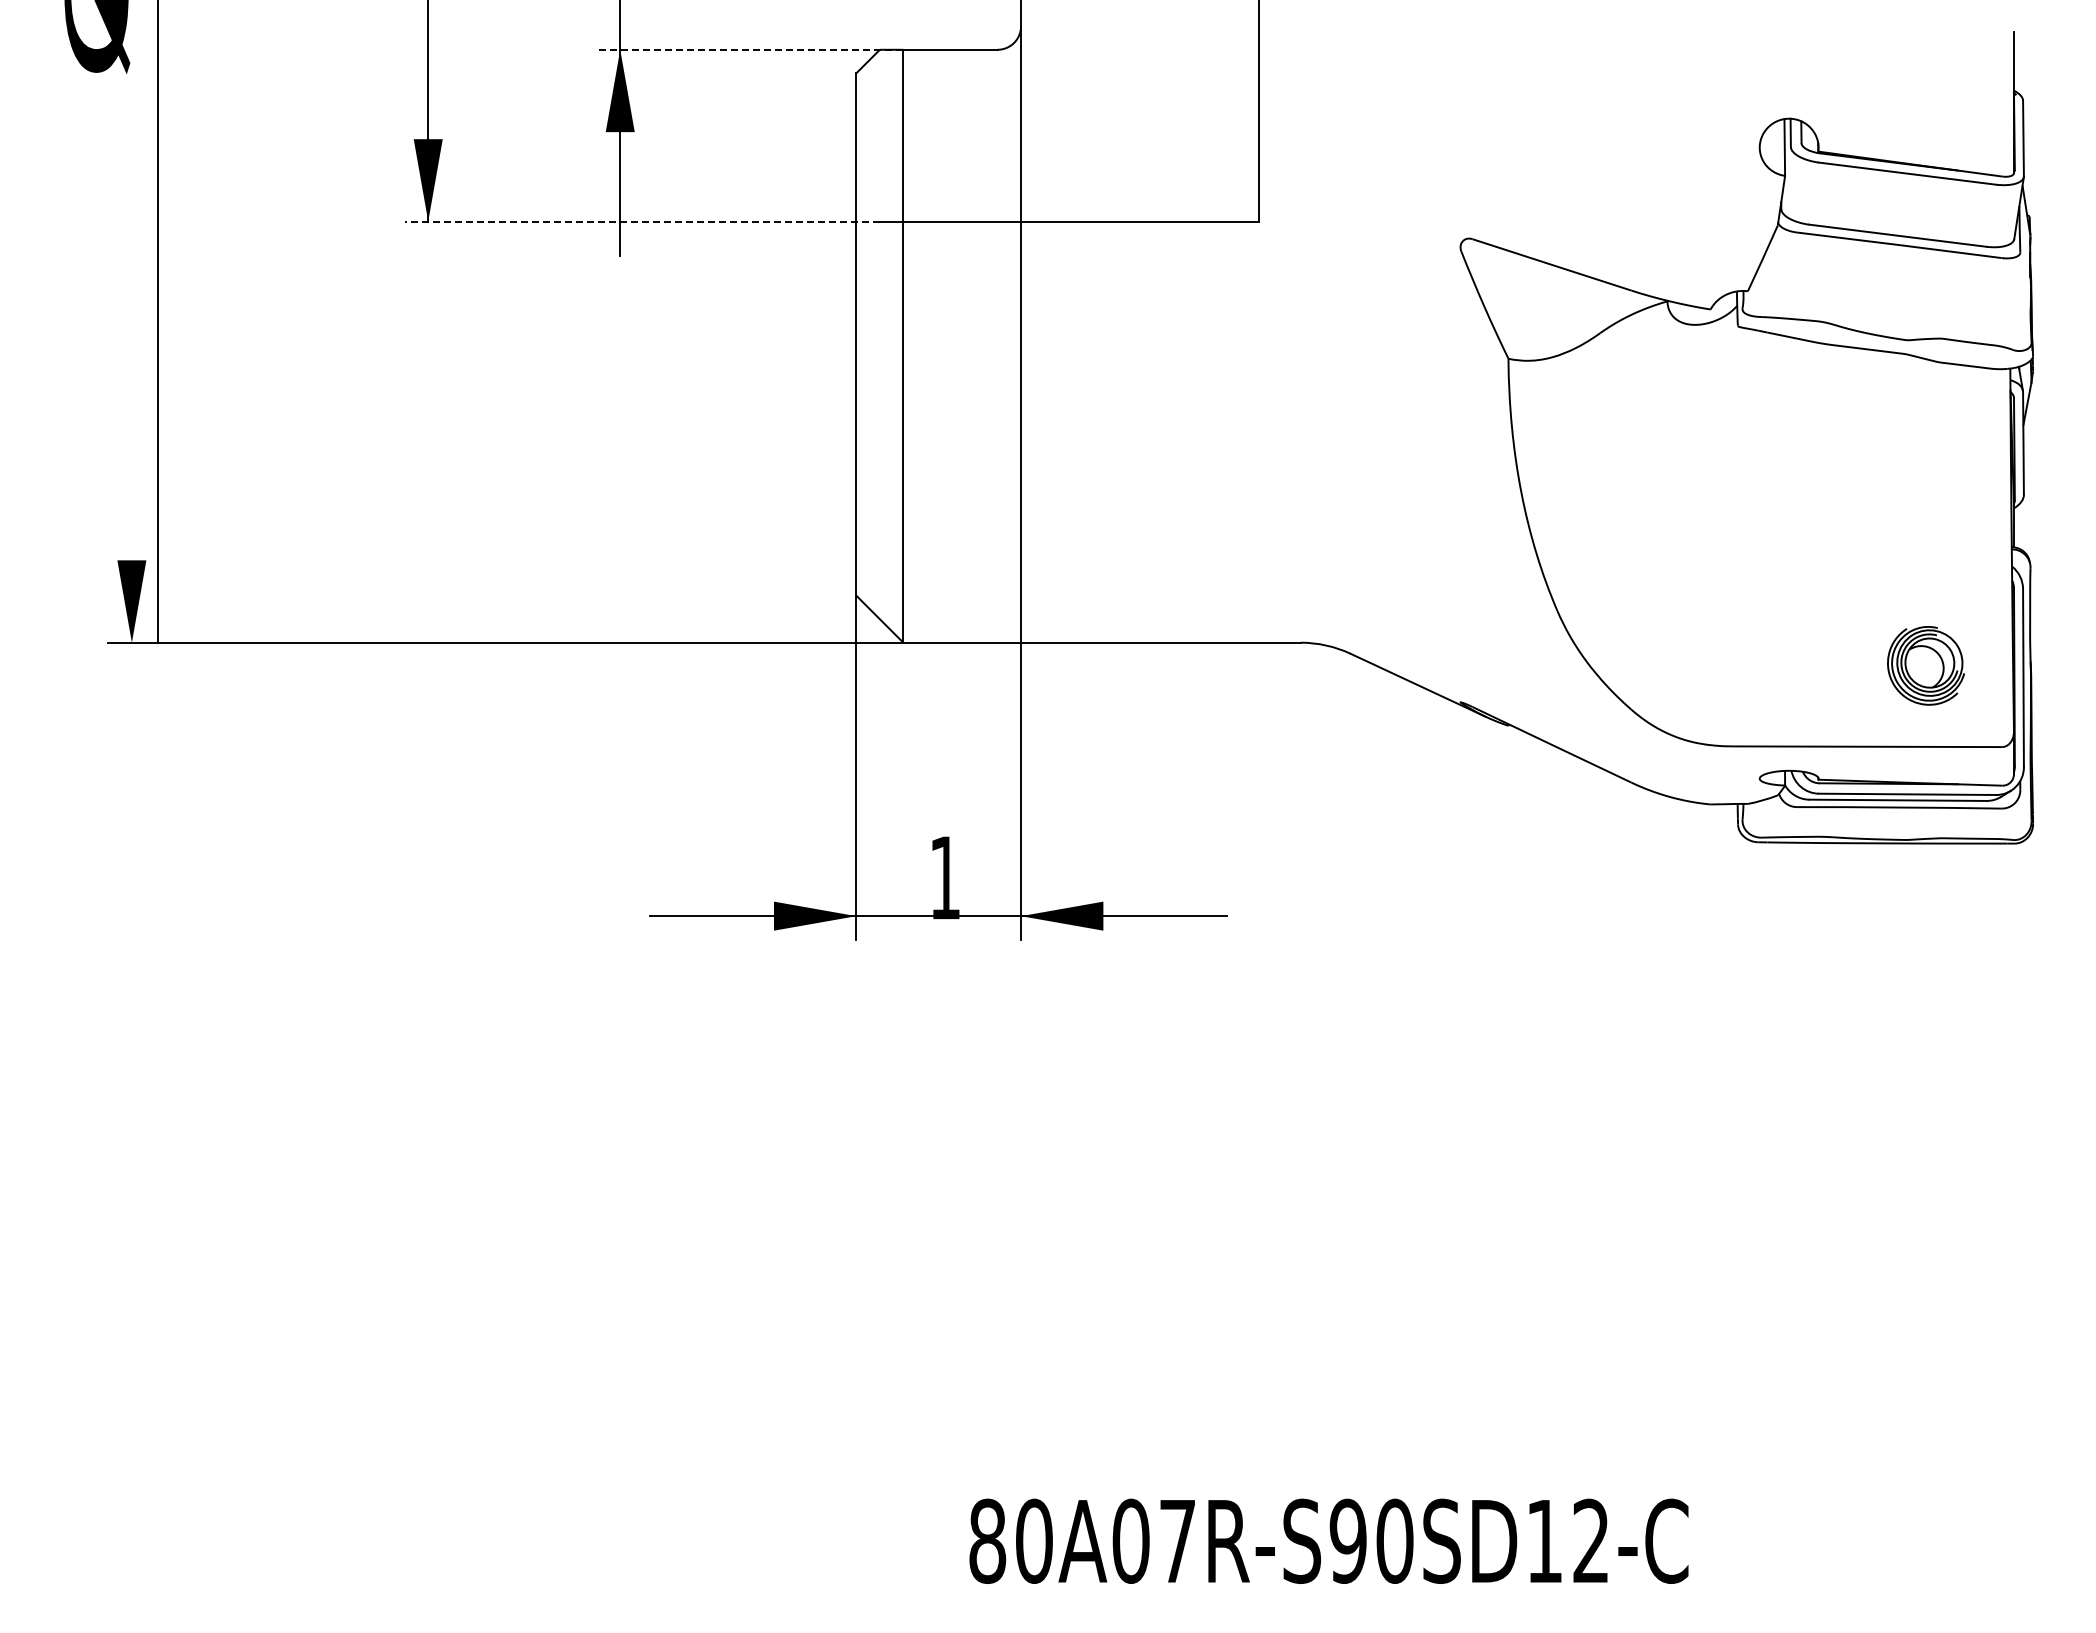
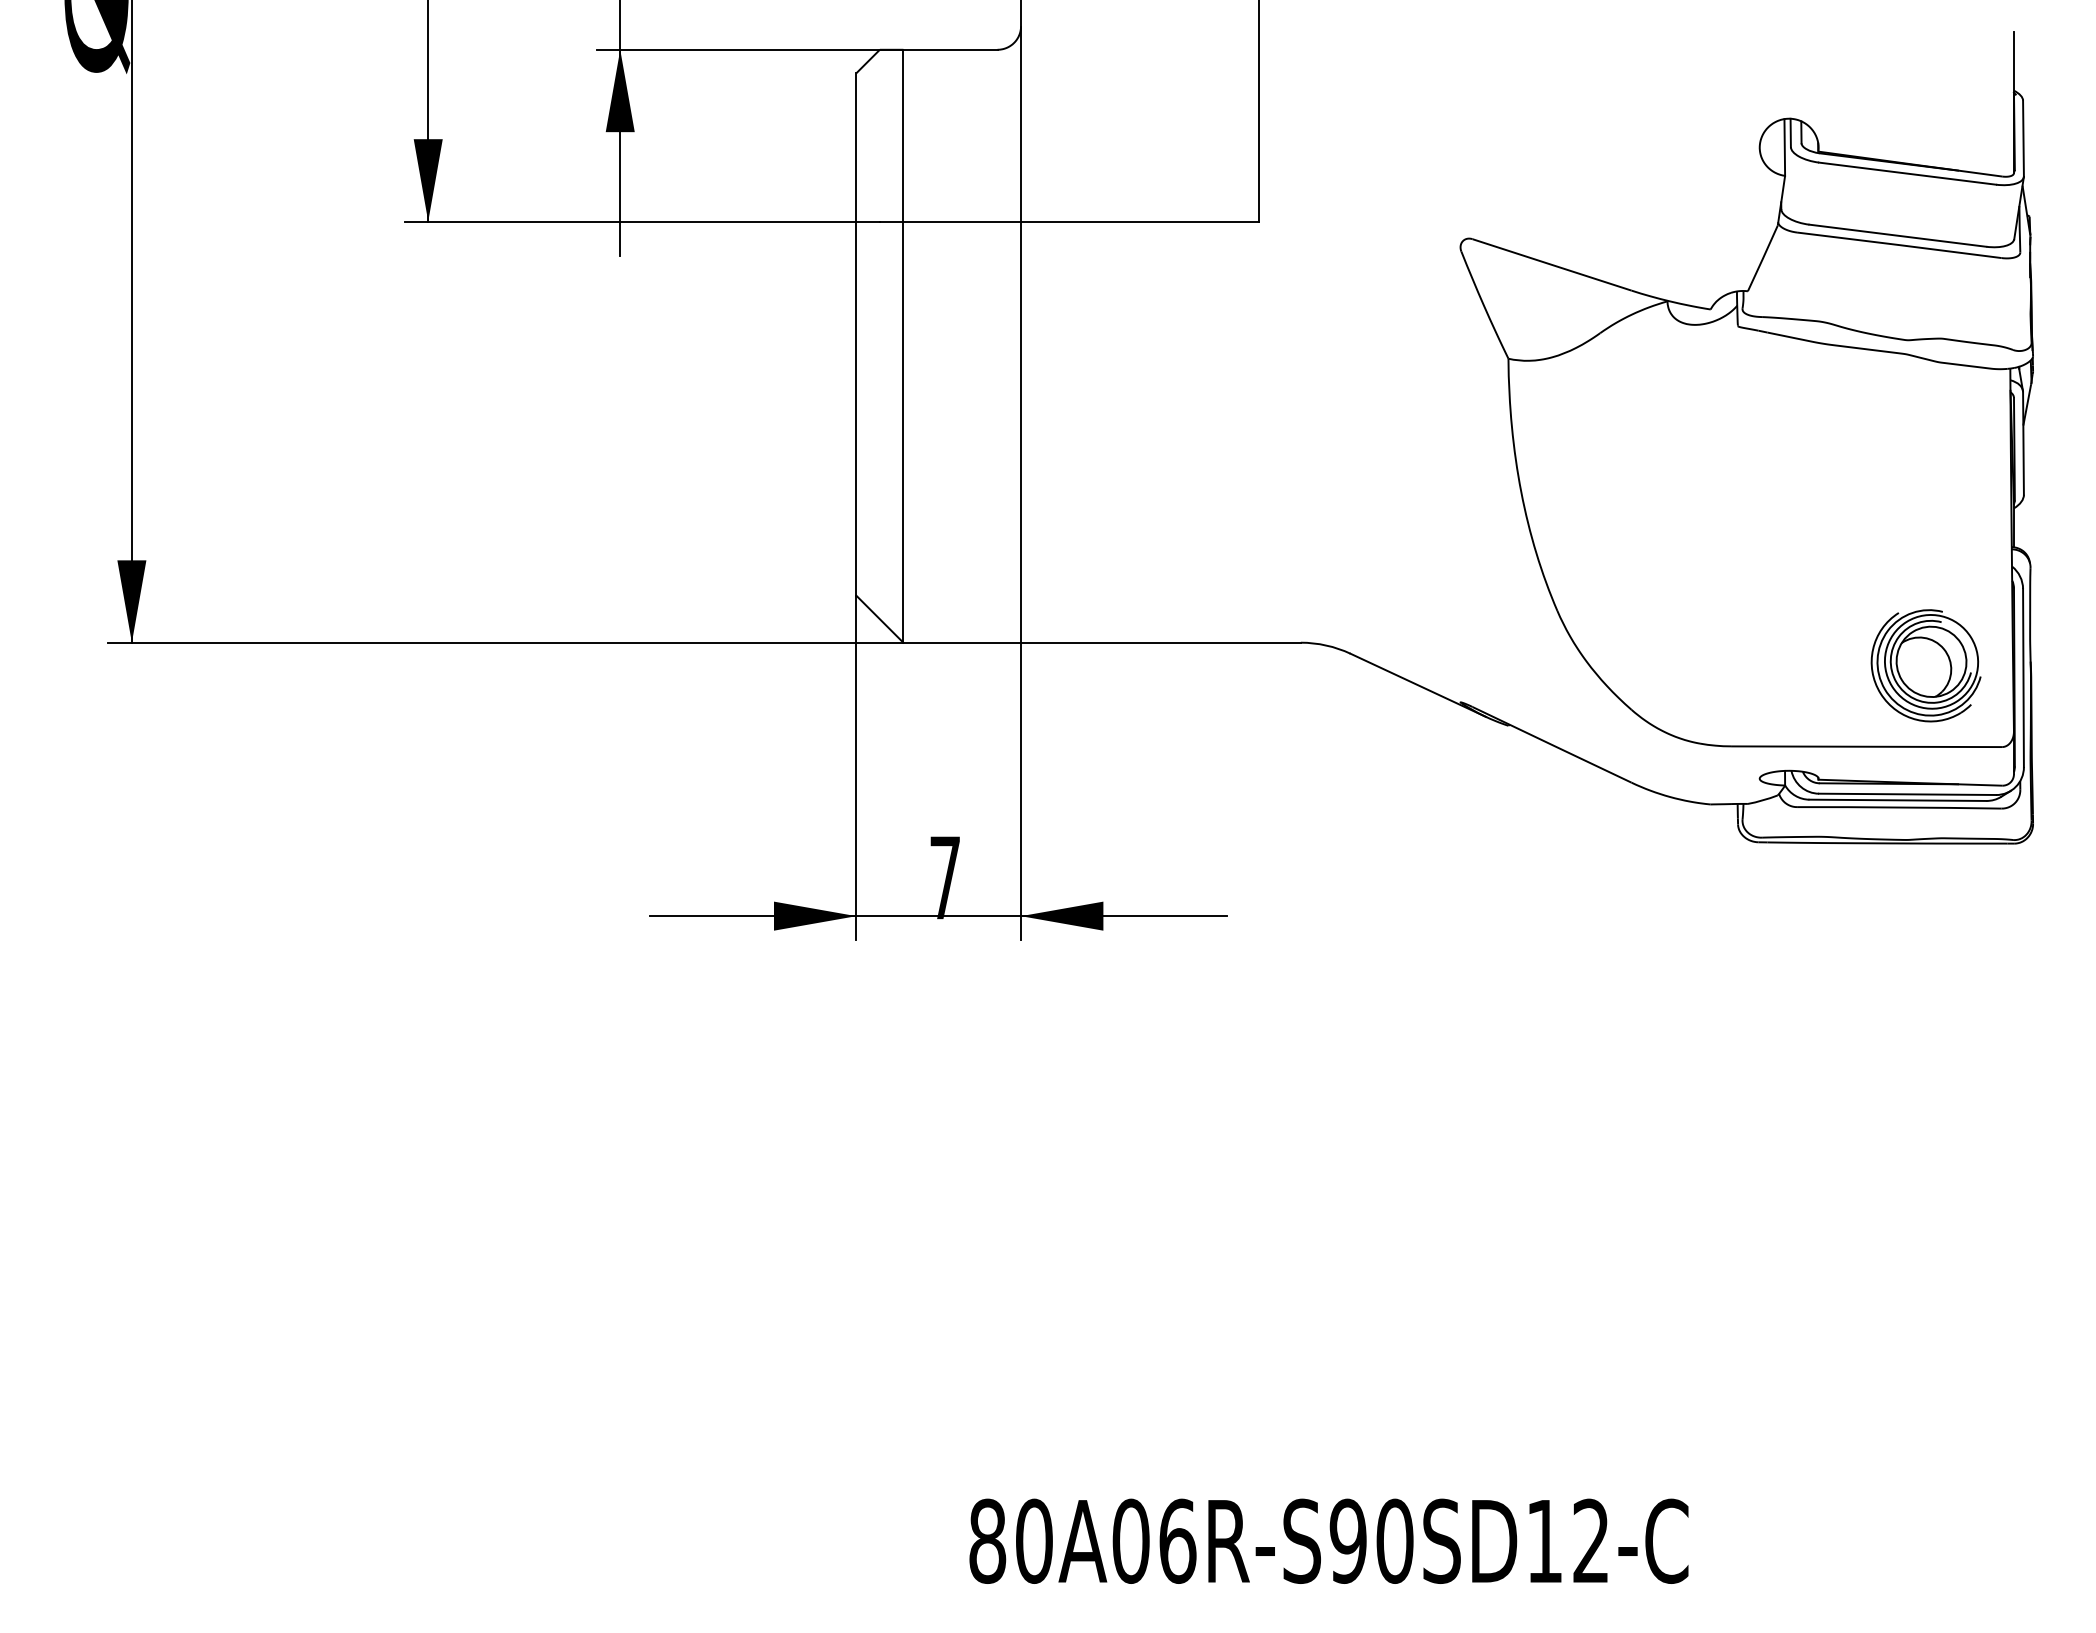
line: dashed -> solid (749, 49)
line: dashed -> solid (642, 221)
line position: (157, 322) -> (131, 322) (131, 322)
part size: 78x80 px -> 112x114 px (1925, 665)
text: 1 -> 7 (944, 877)
text: 80A07R-S90SD12-C -> 80A06R-S90SD12-C (1177, 1540)
